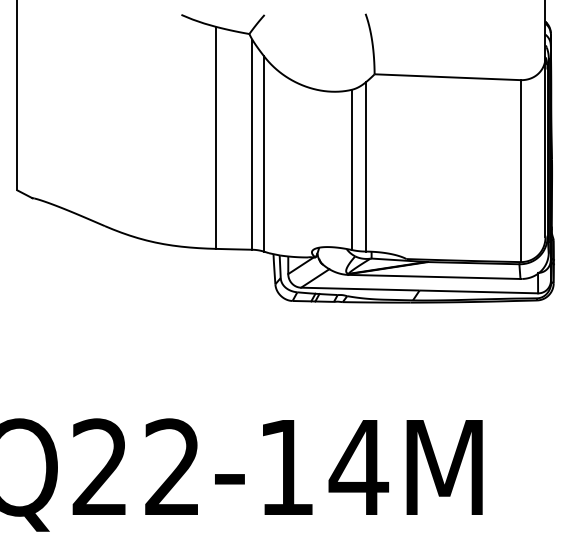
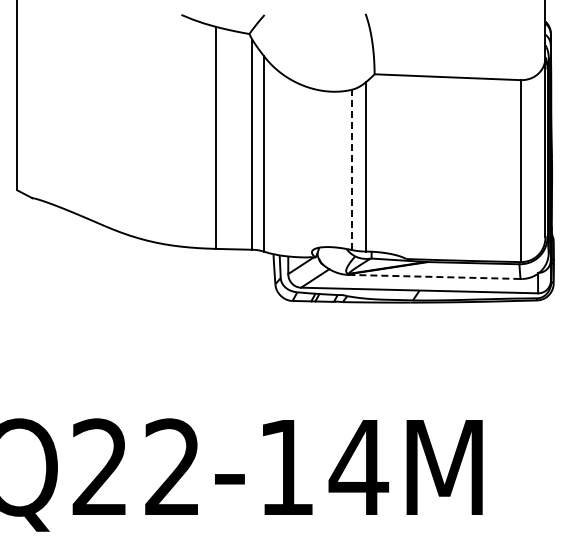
line: solid -> dashed (352, 169)
line: solid -> dashed (434, 276)
